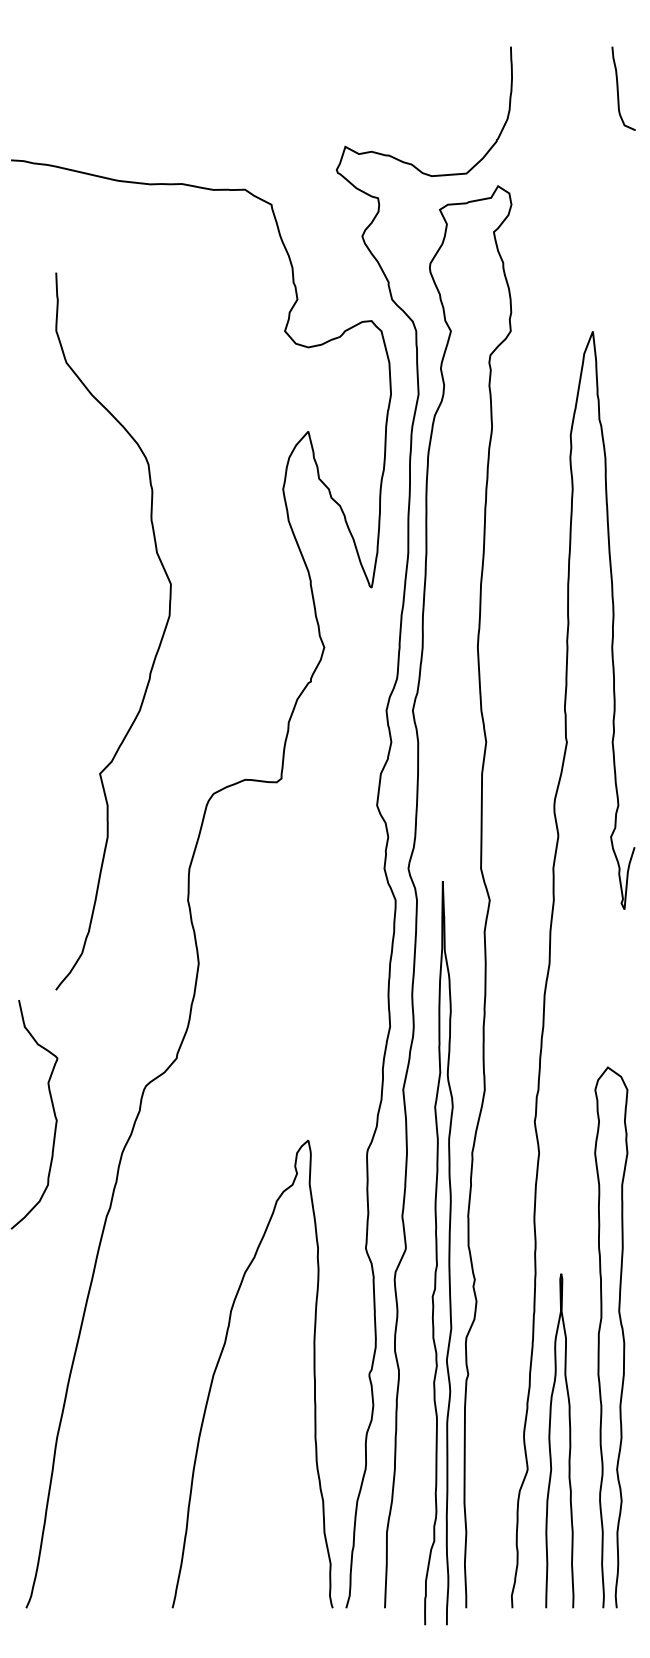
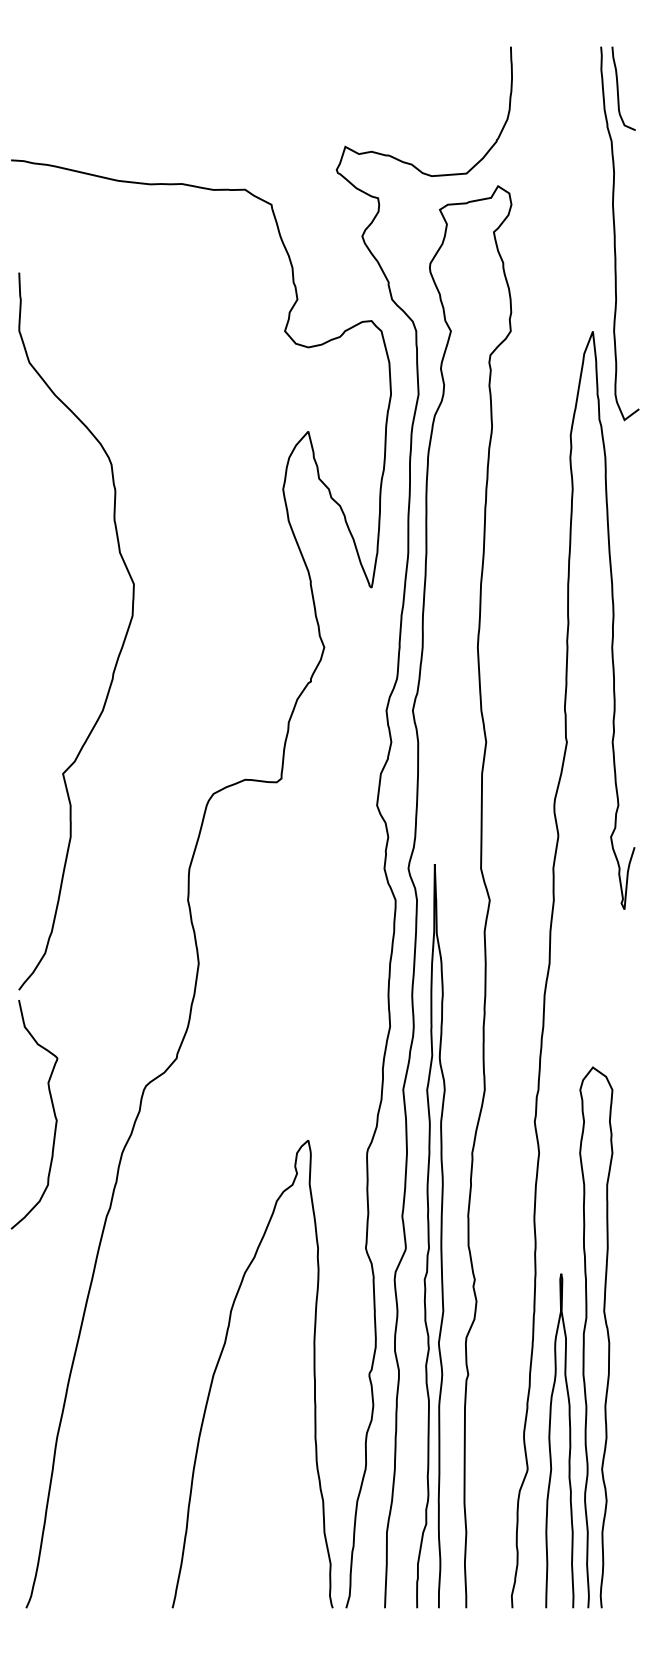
curve: none -> present (615, 233)
curve position: (158, 645) -> (121, 645) (121, 645)
curve position: (437, 1253) -> (429, 1236) (429, 1236)
curve position: (622, 1337) -> (607, 1337) (607, 1337)
